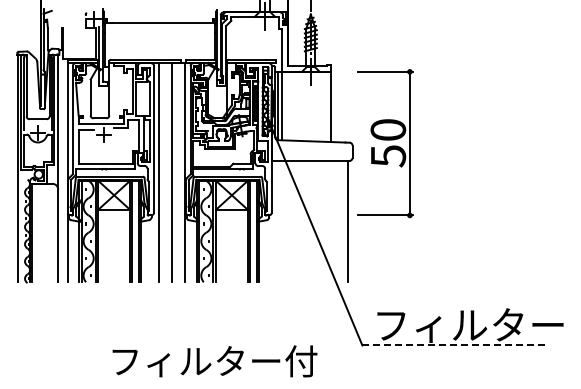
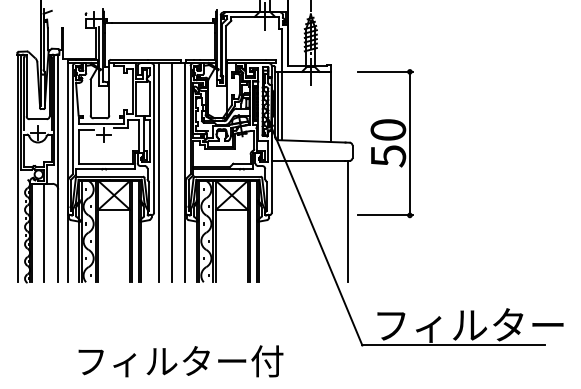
line: none -> present (44, 232)
line: dashed -> solid (453, 345)
text position: (214, 361) -> (180, 361) (180, 361)
